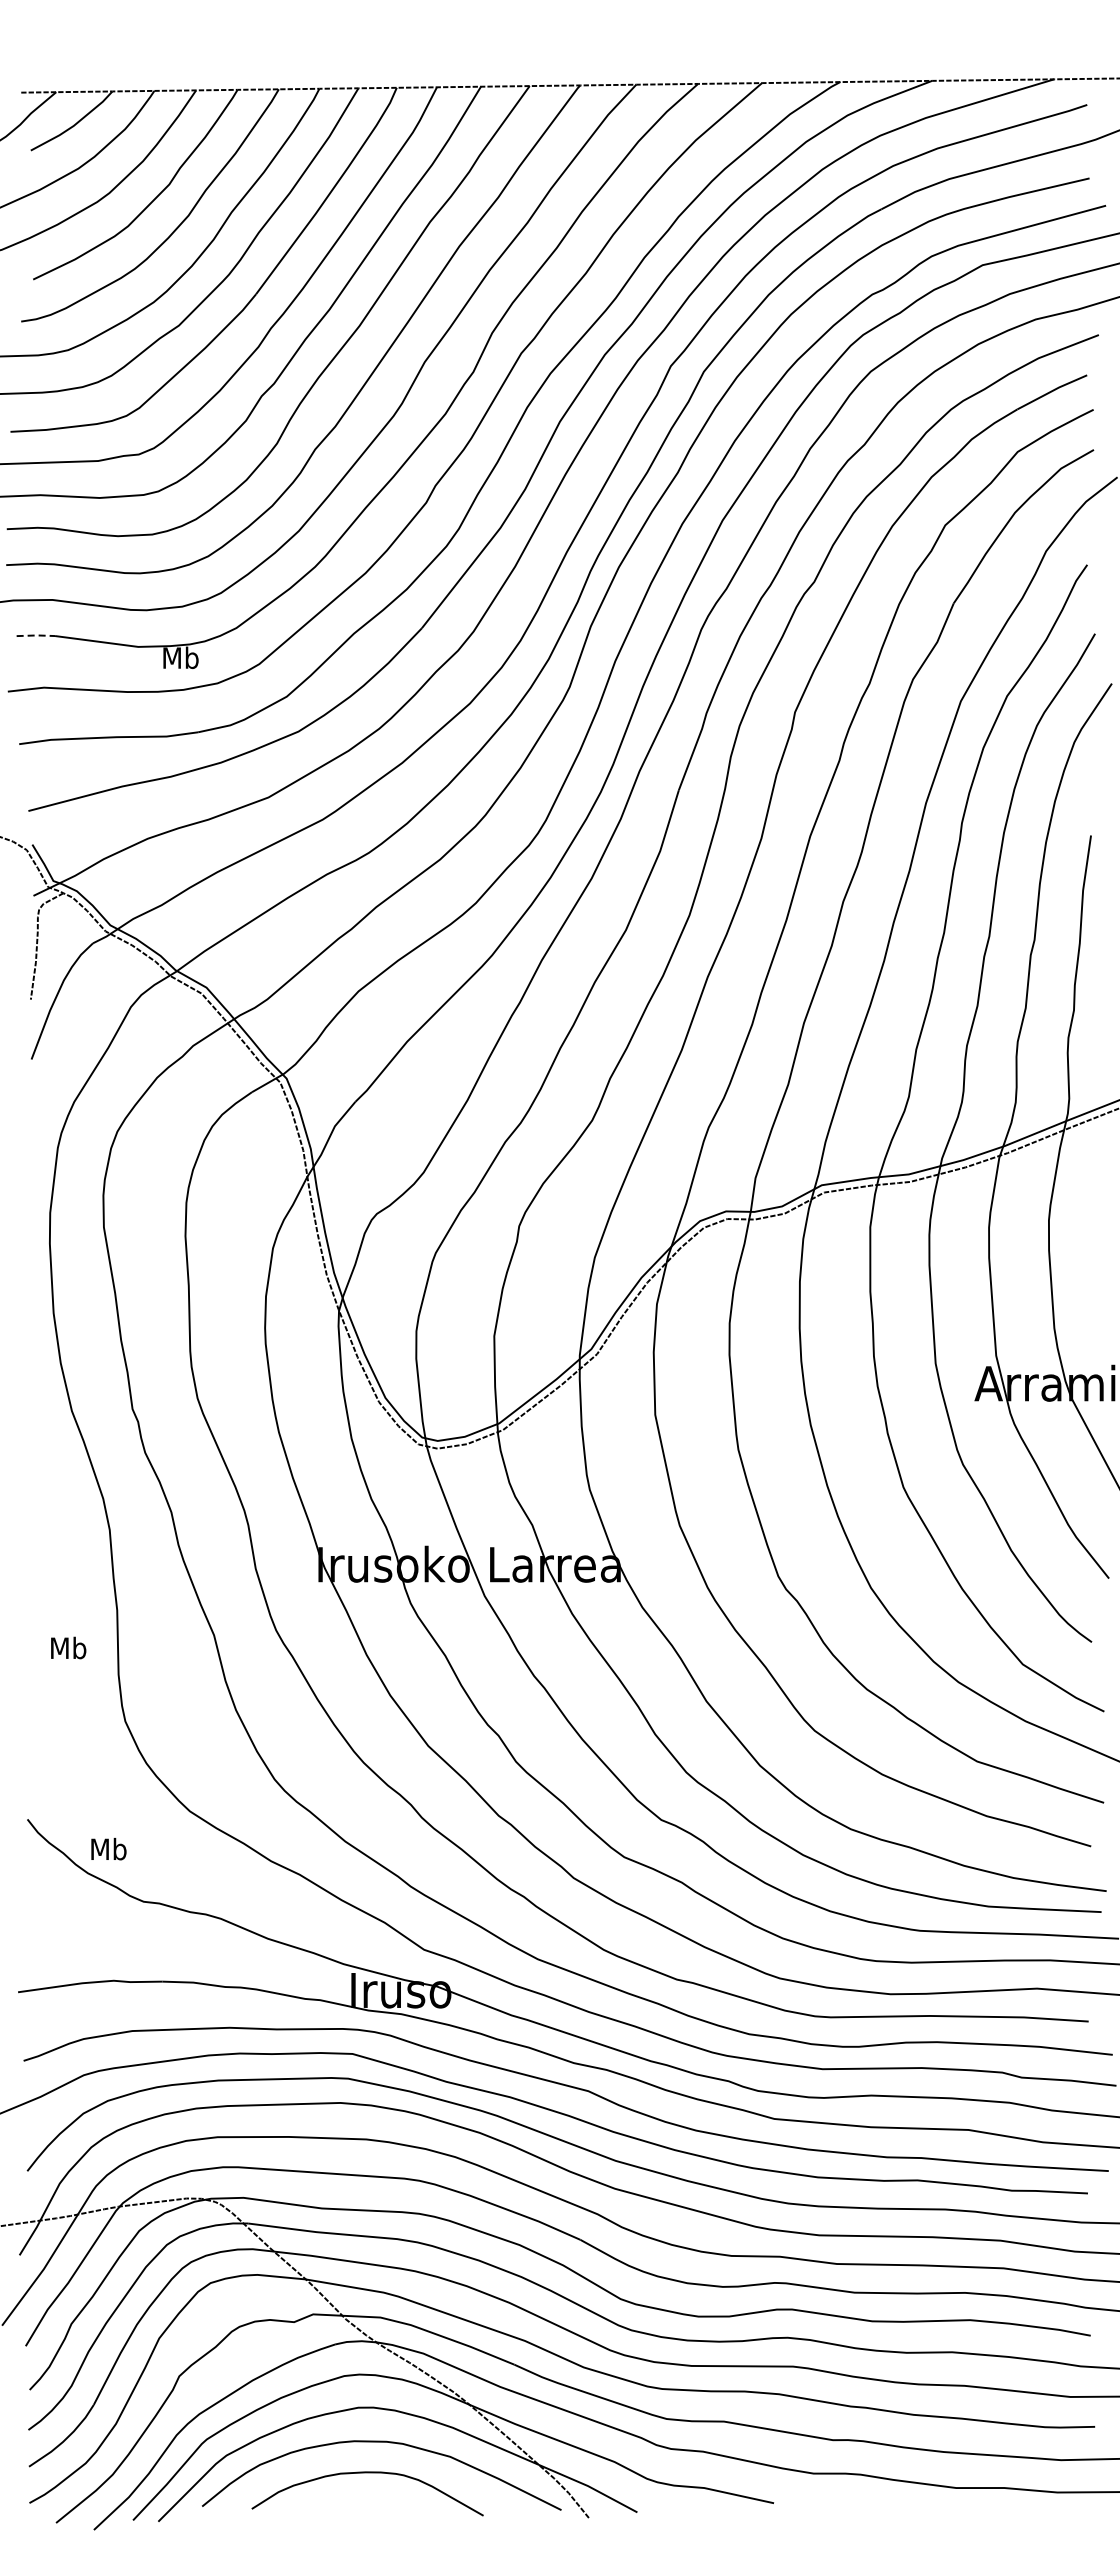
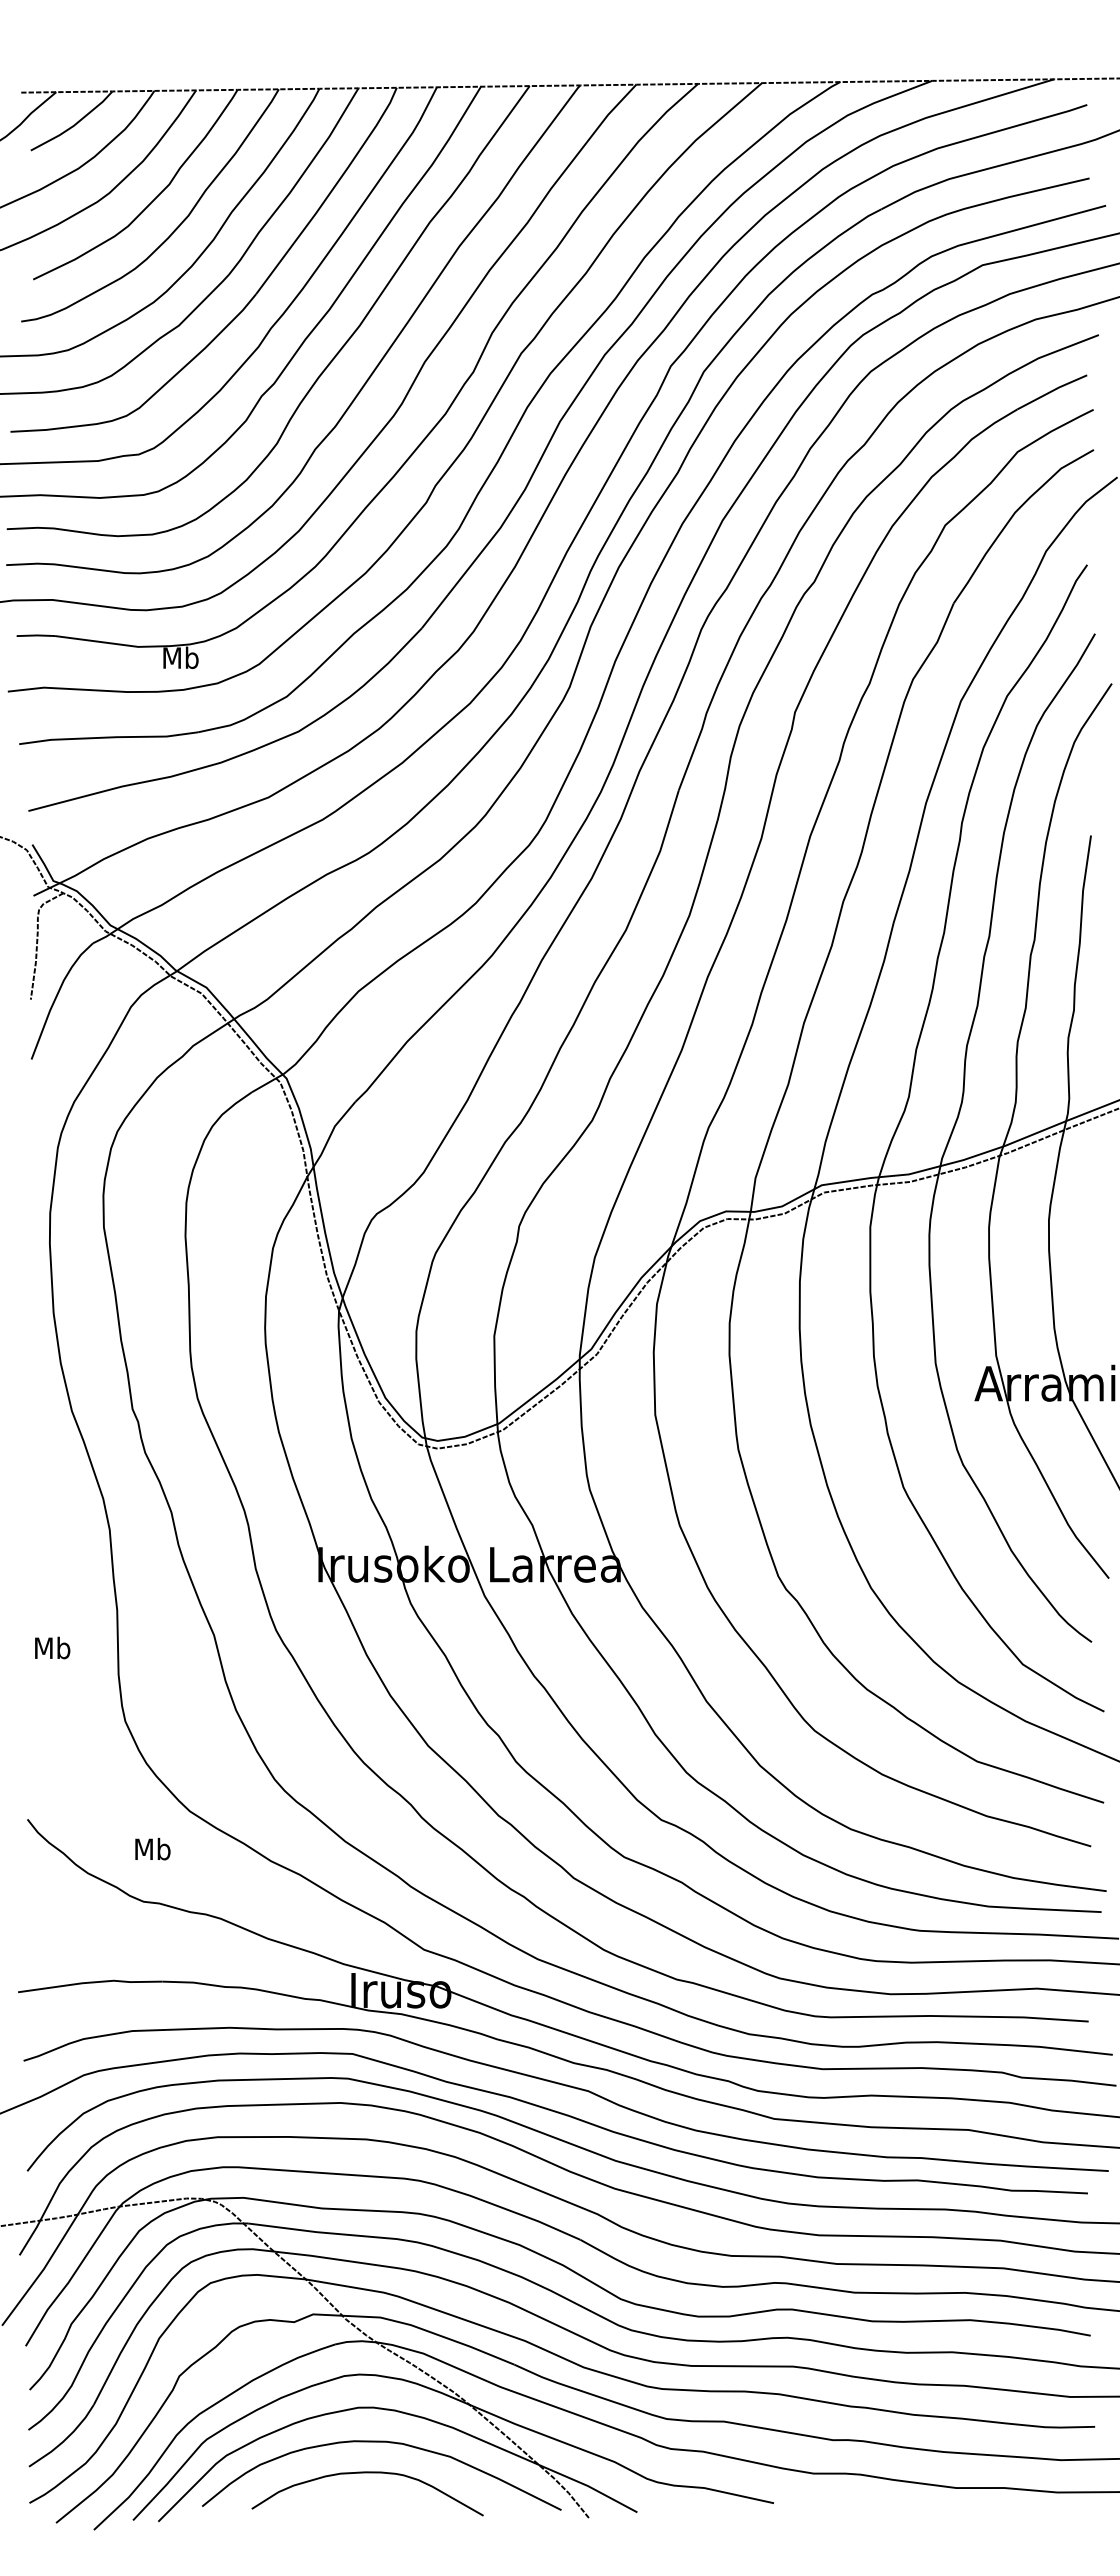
line: dashed -> solid (36, 635)
text position: (68, 1647) -> (52, 1647) (52, 1647)
text position: (108, 1849) -> (152, 1849) (152, 1849)
